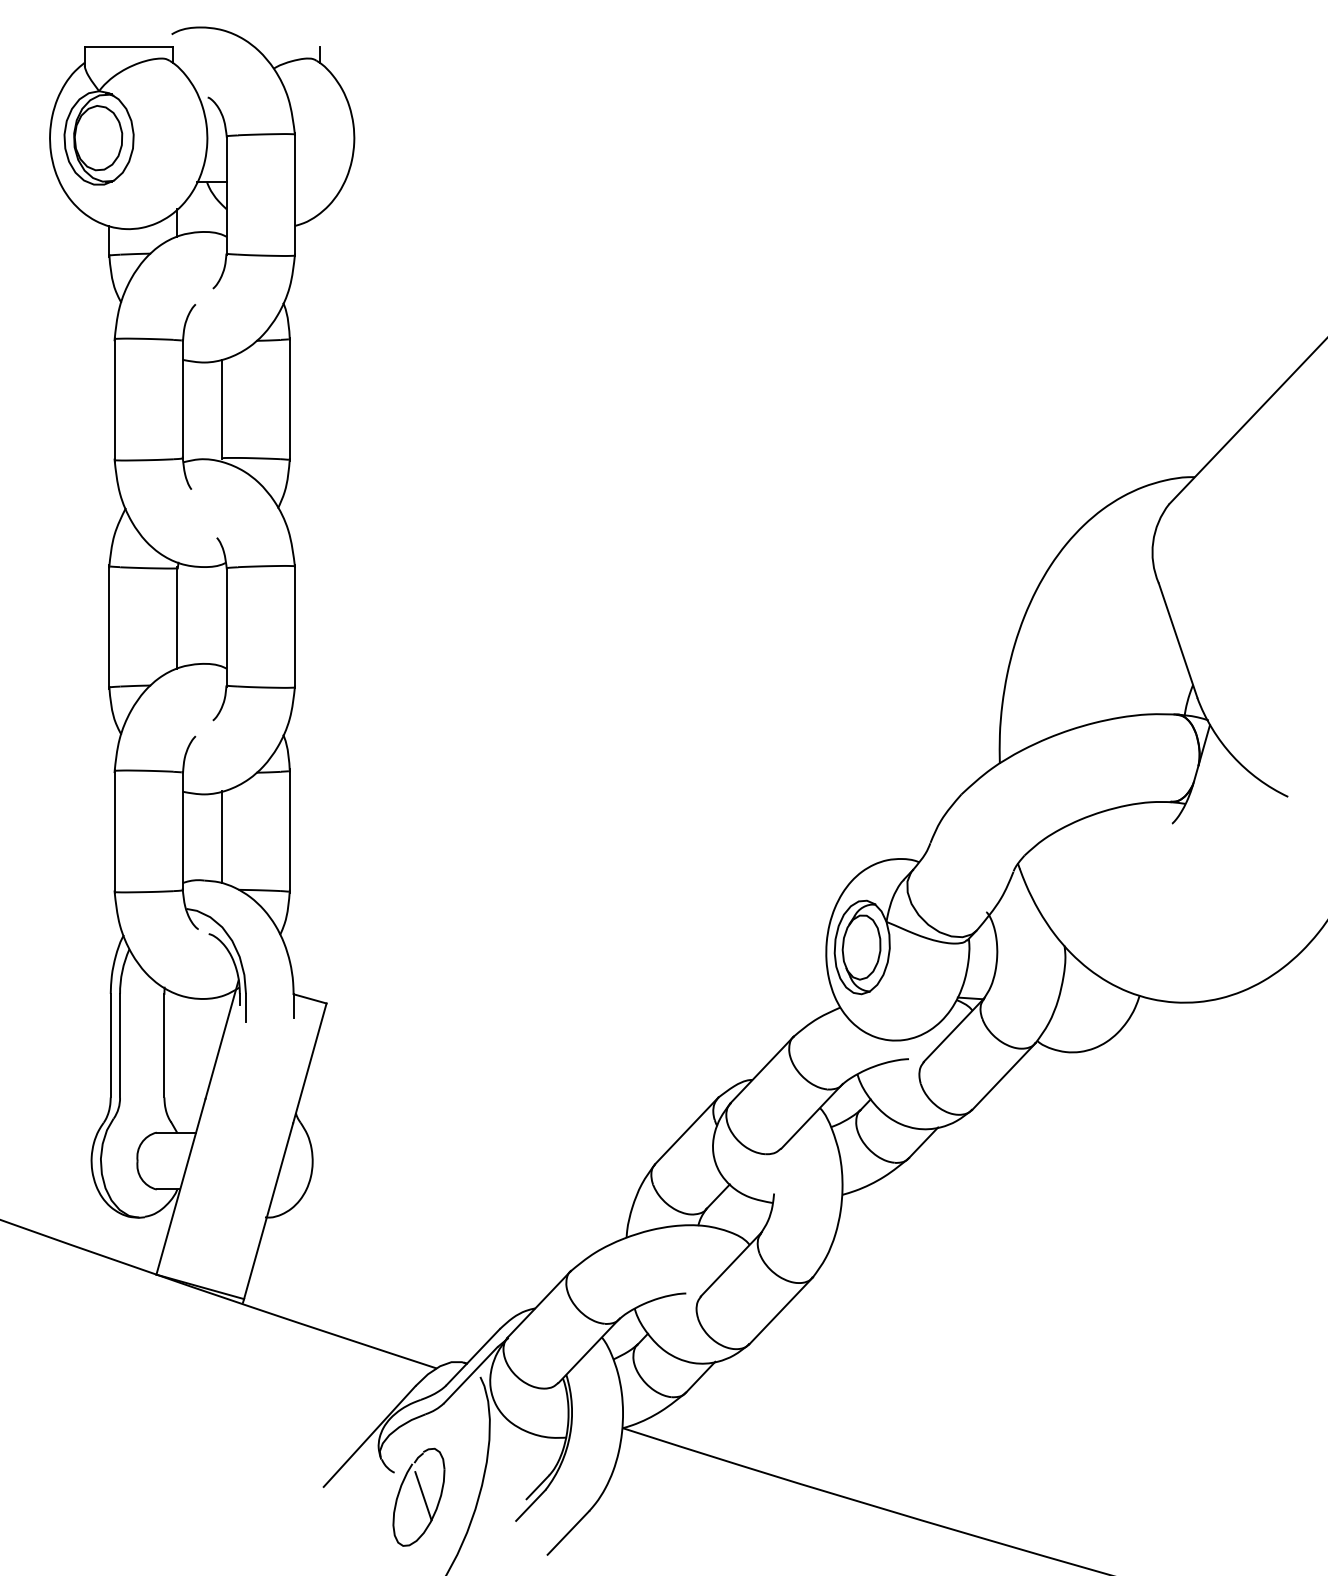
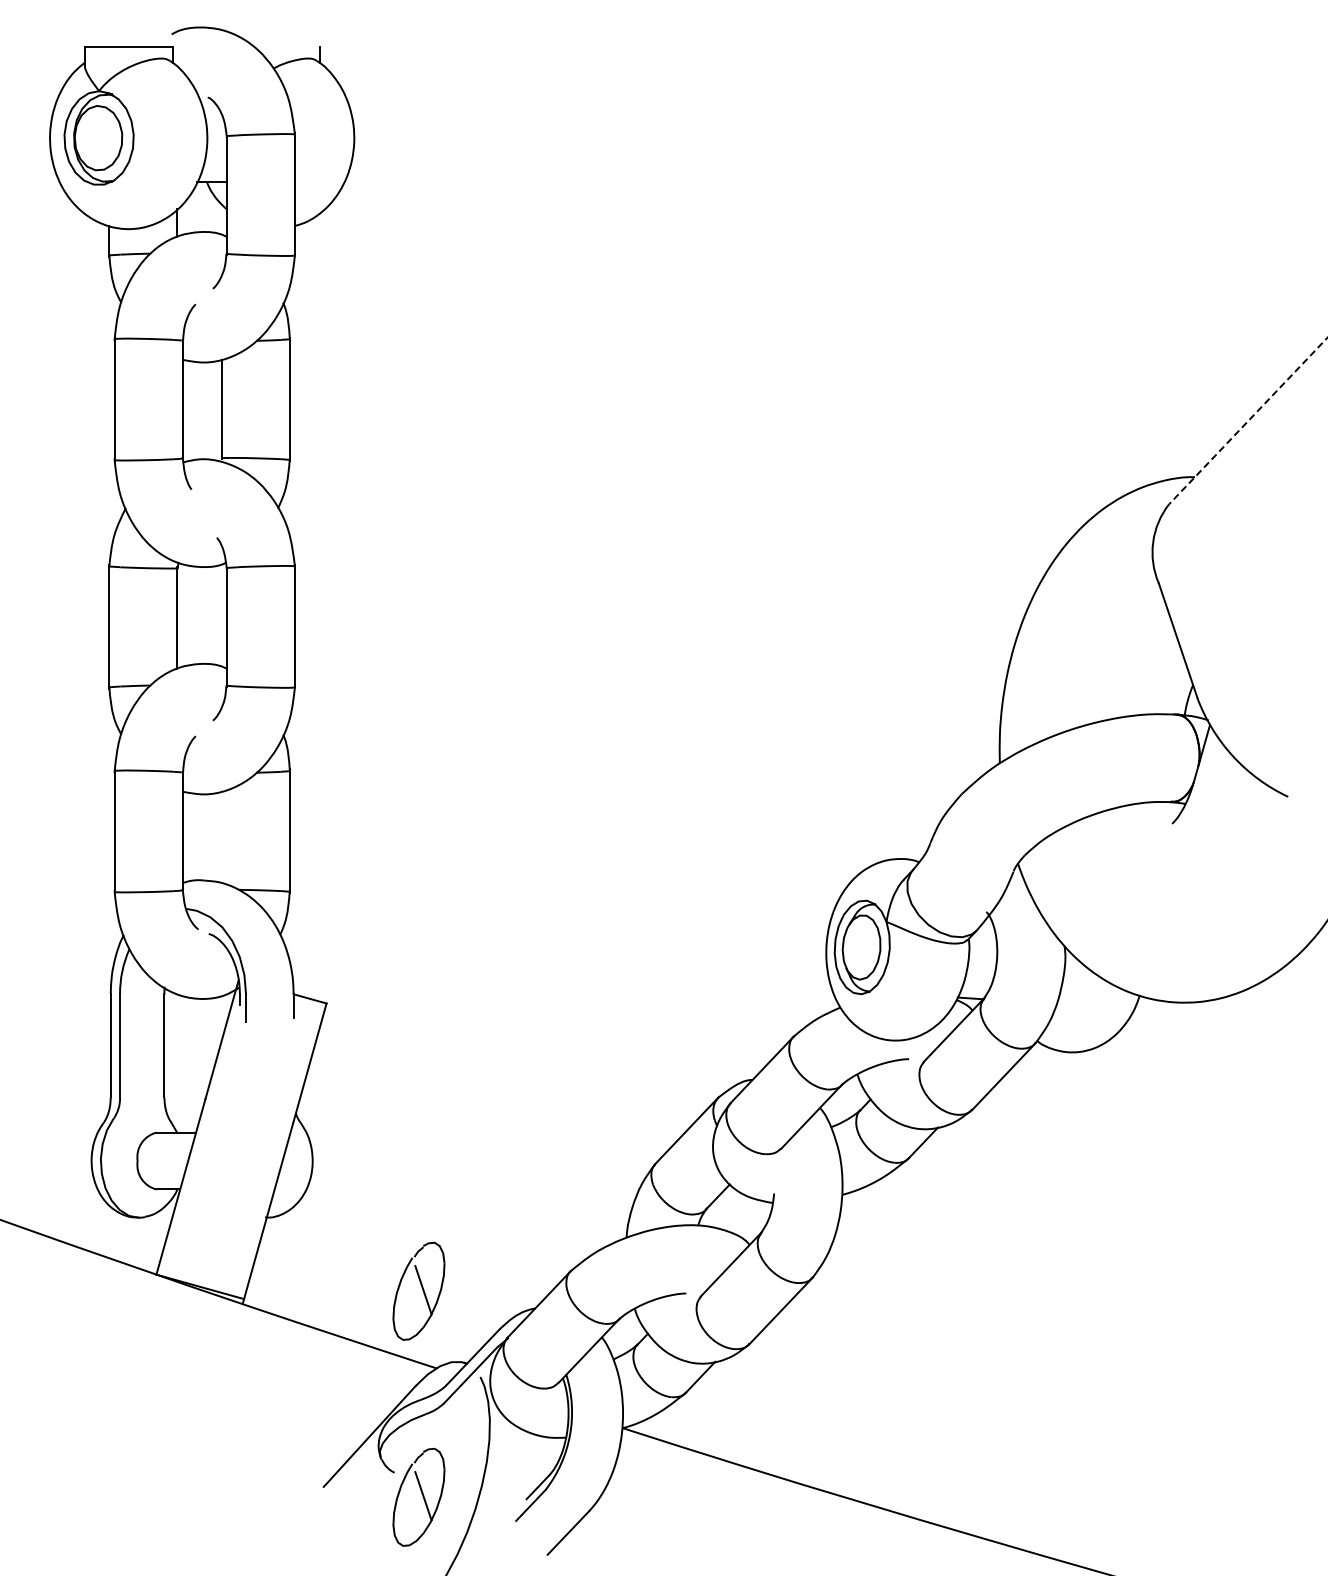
line: solid -> dashed (1248, 420)
line: present -> none (221, 837)
part: none -> present (418, 1290)
